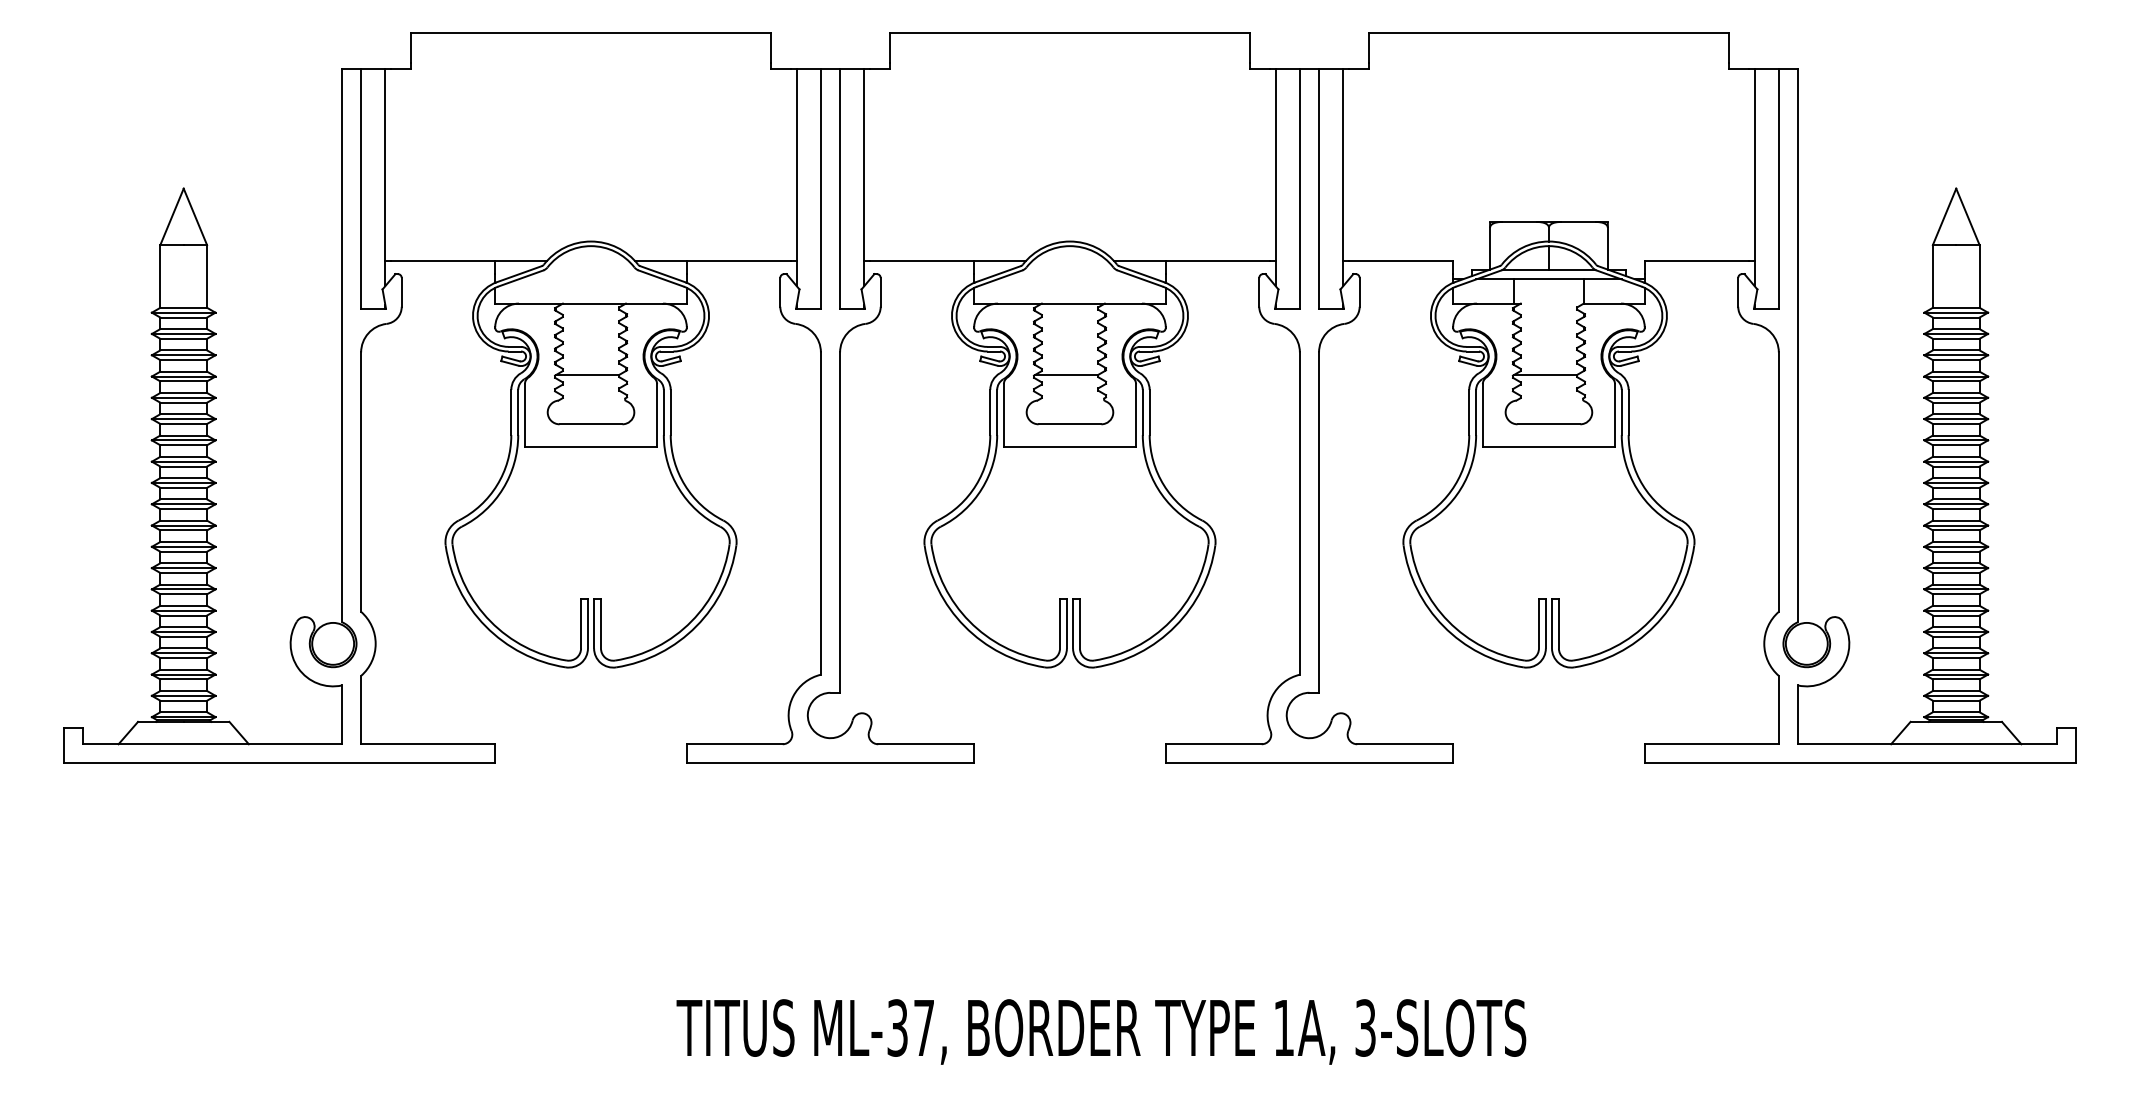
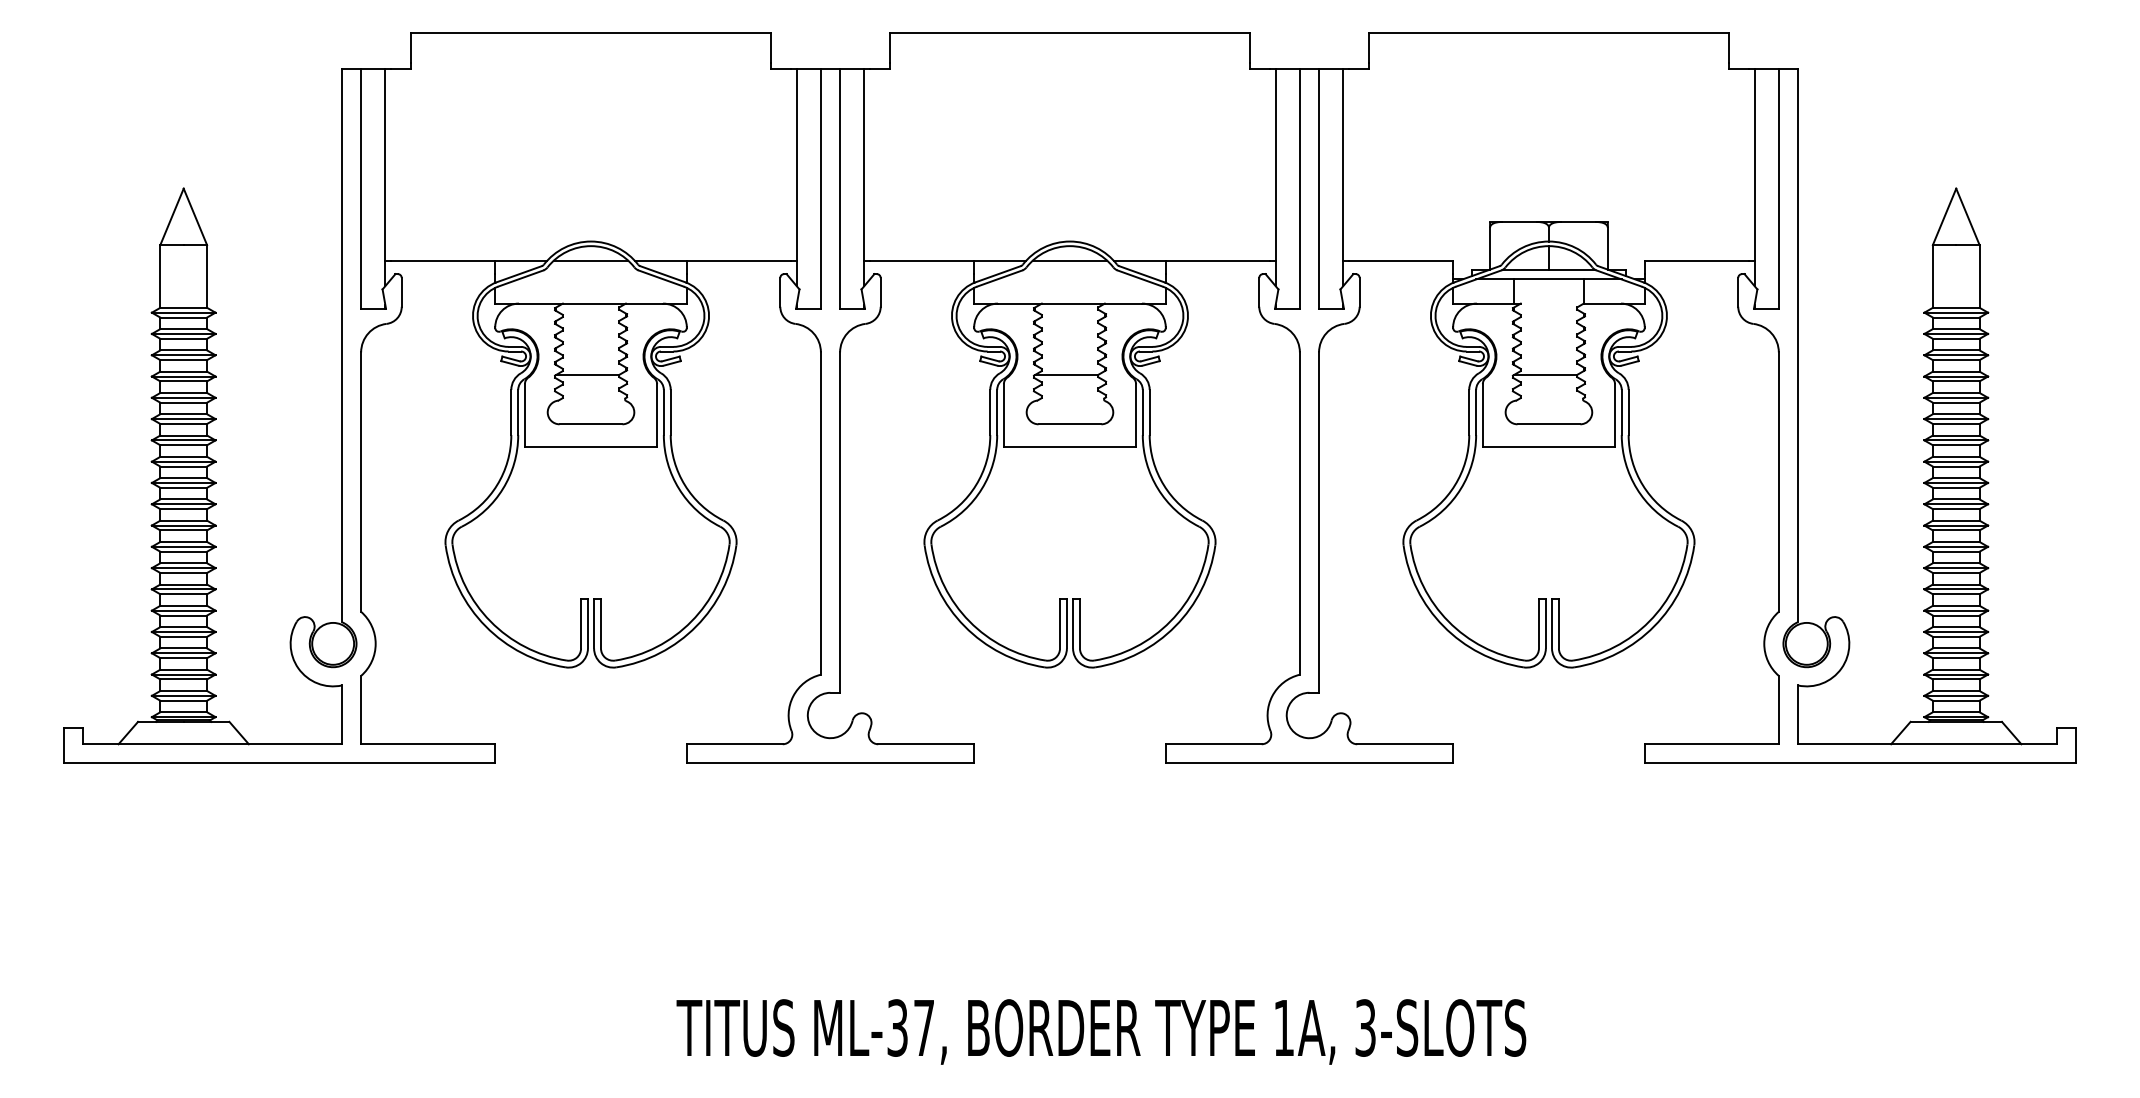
line: none -> present (590, 260)
line: none -> present (1069, 260)
